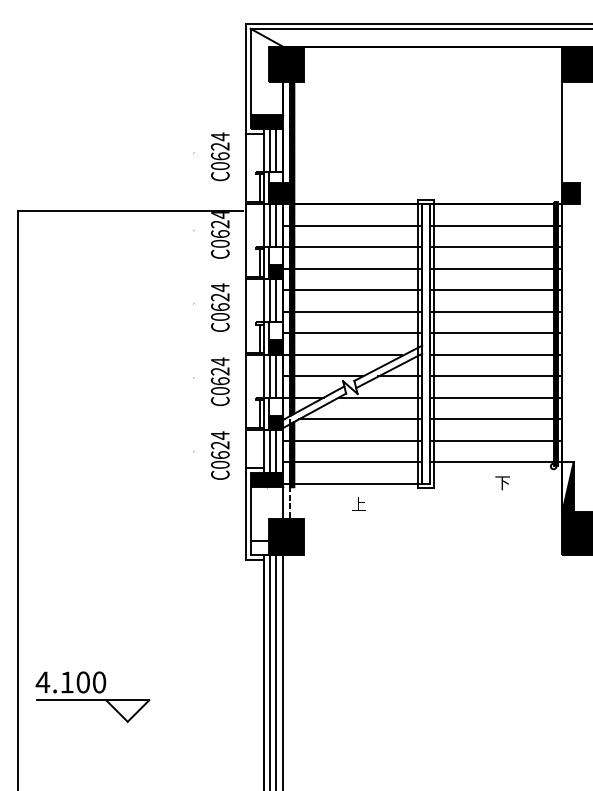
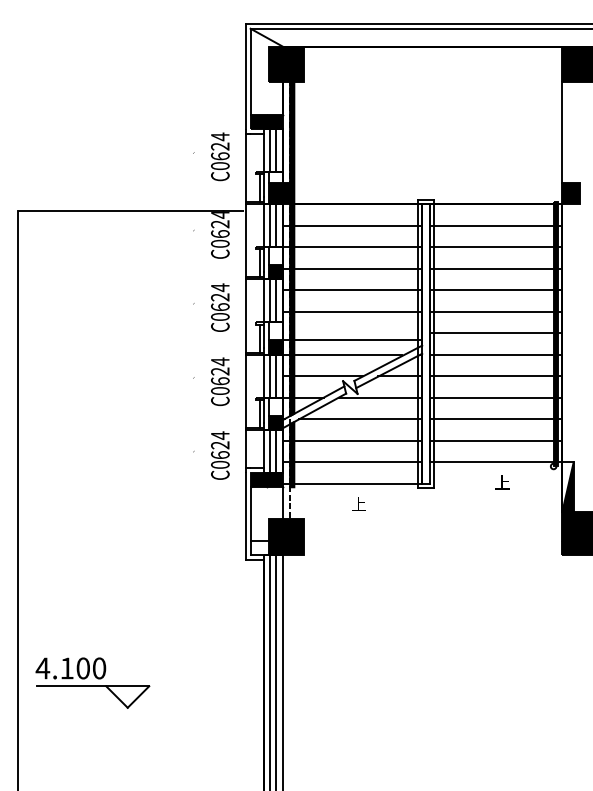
line position: (352, 333) -> (352, 340) (352, 340)
text: 下 -> 上 (502, 482)
part position: (92, 696) -> (92, 682) (92, 682)
